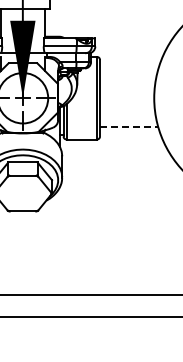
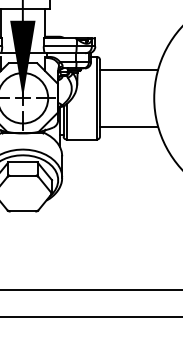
line: none -> present (129, 69)
line: dashed -> solid (129, 126)
line position: (90, 294) -> (90, 289) (90, 289)
